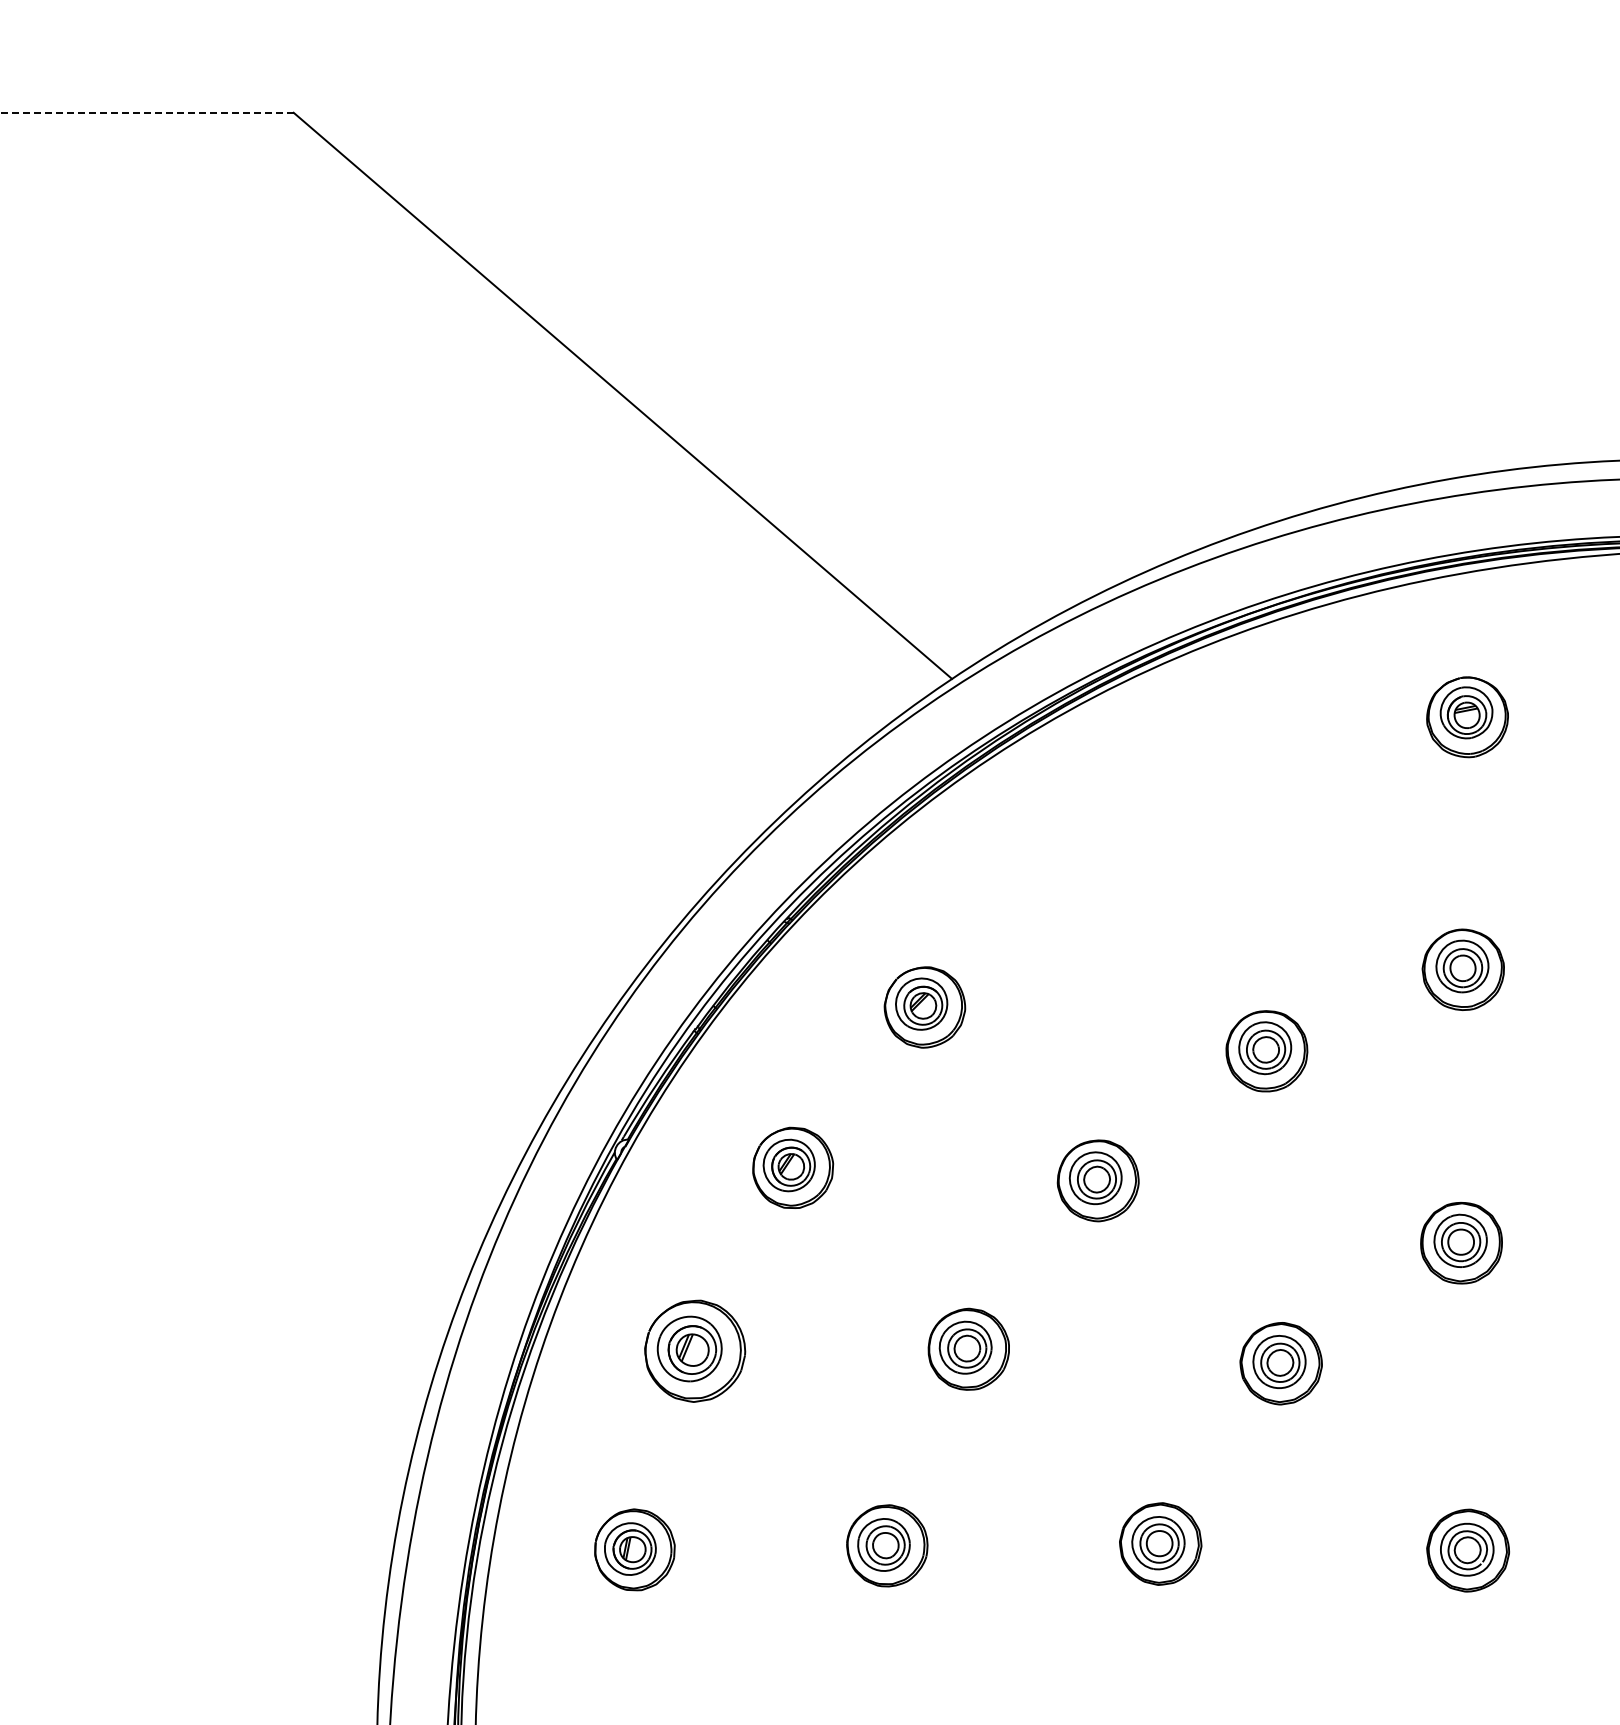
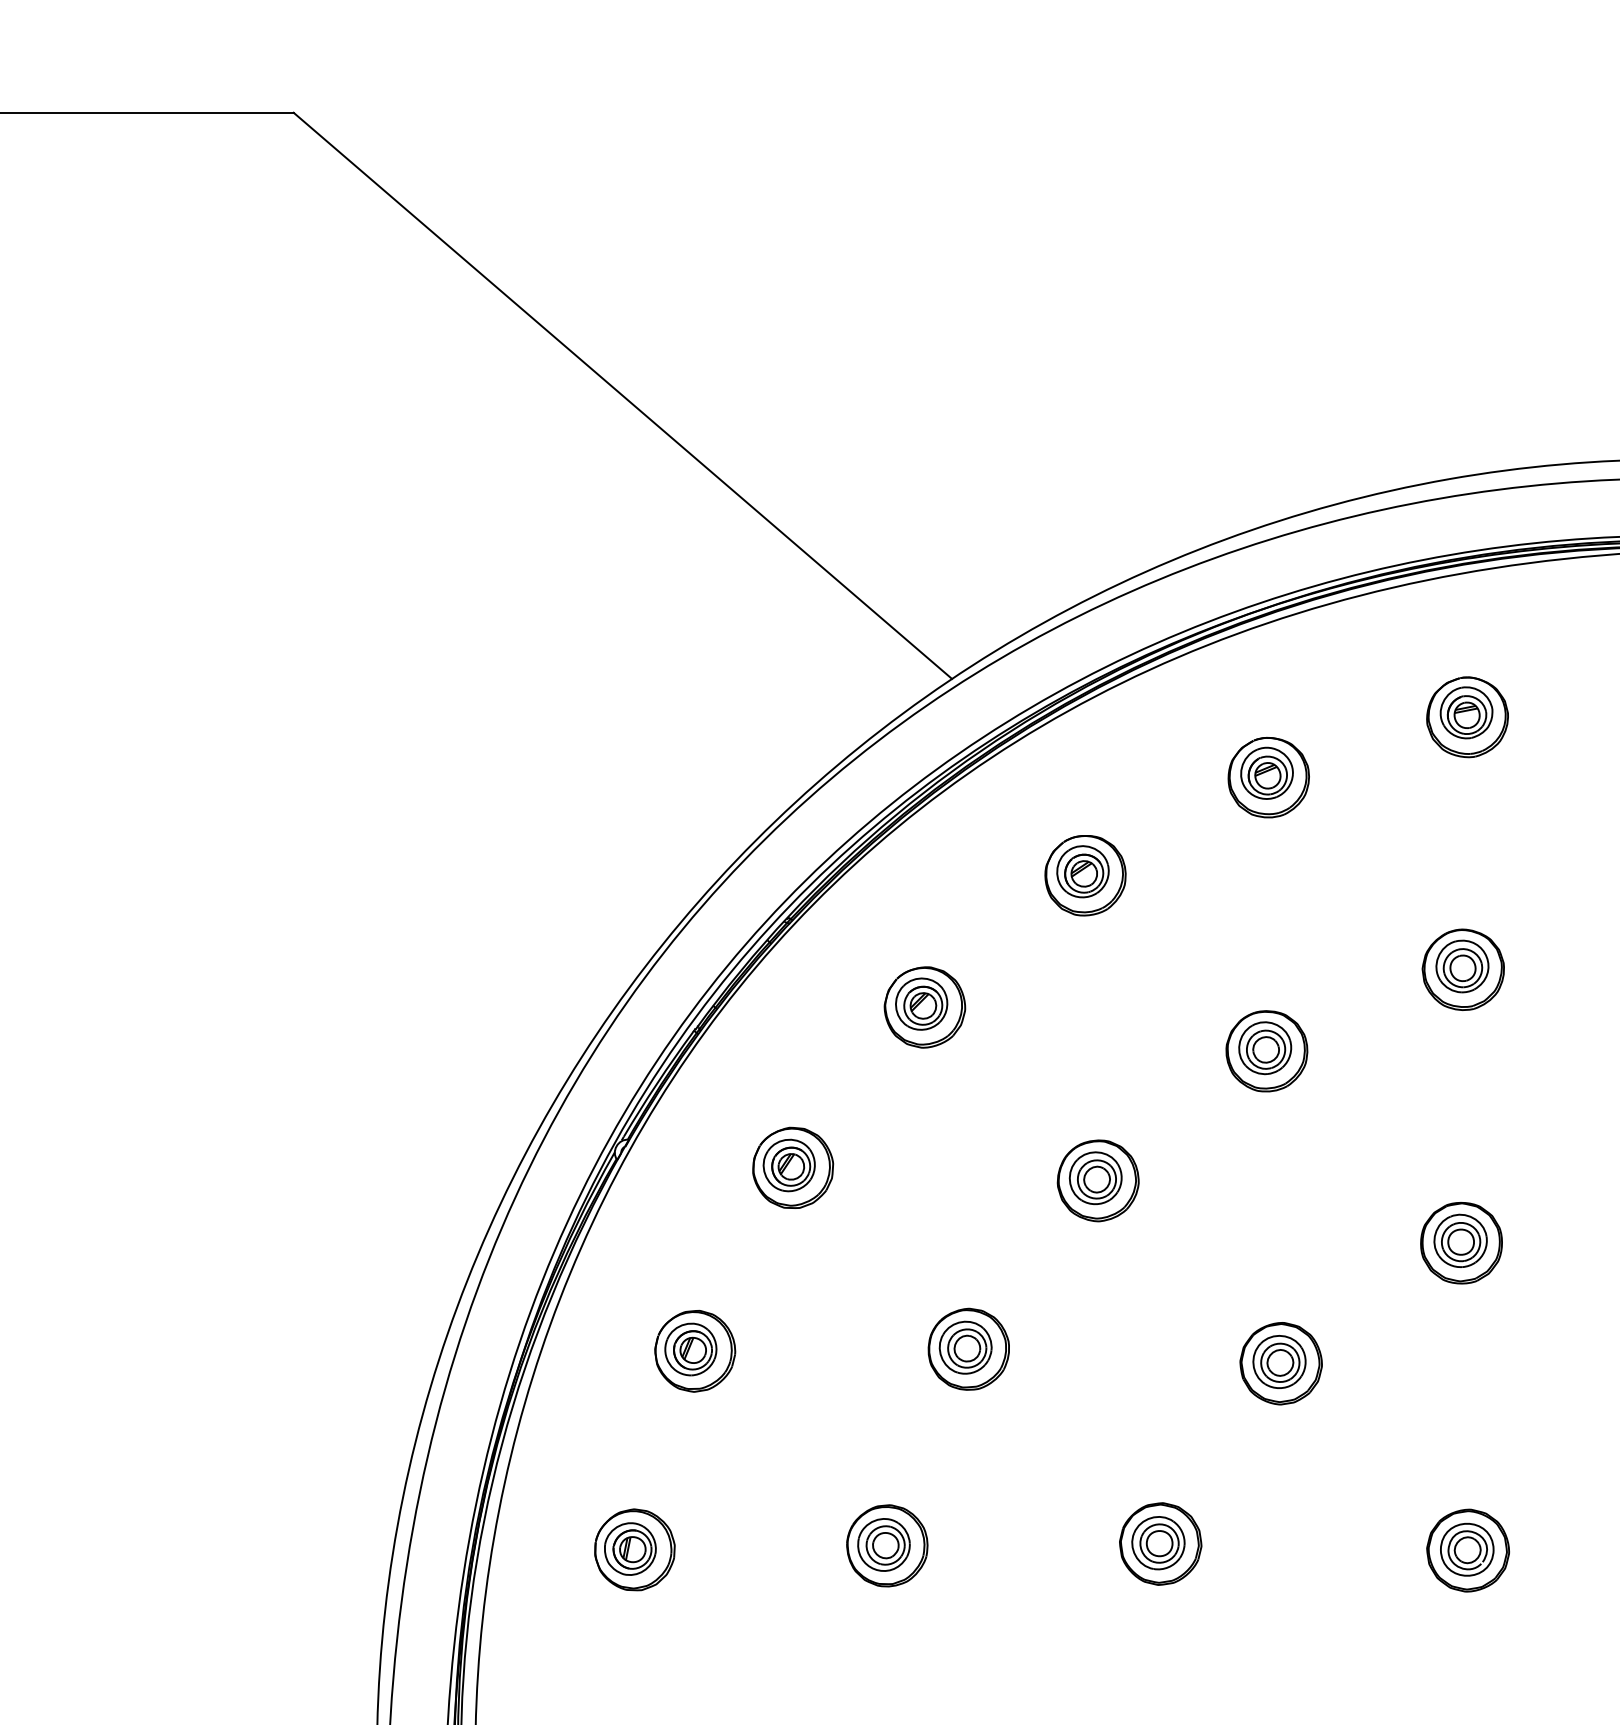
line: dashed -> solid (146, 112)
part: none -> present (1268, 777)
part: none -> present (1085, 875)
part size: 103x104 px -> 83x83 px (695, 1351)
